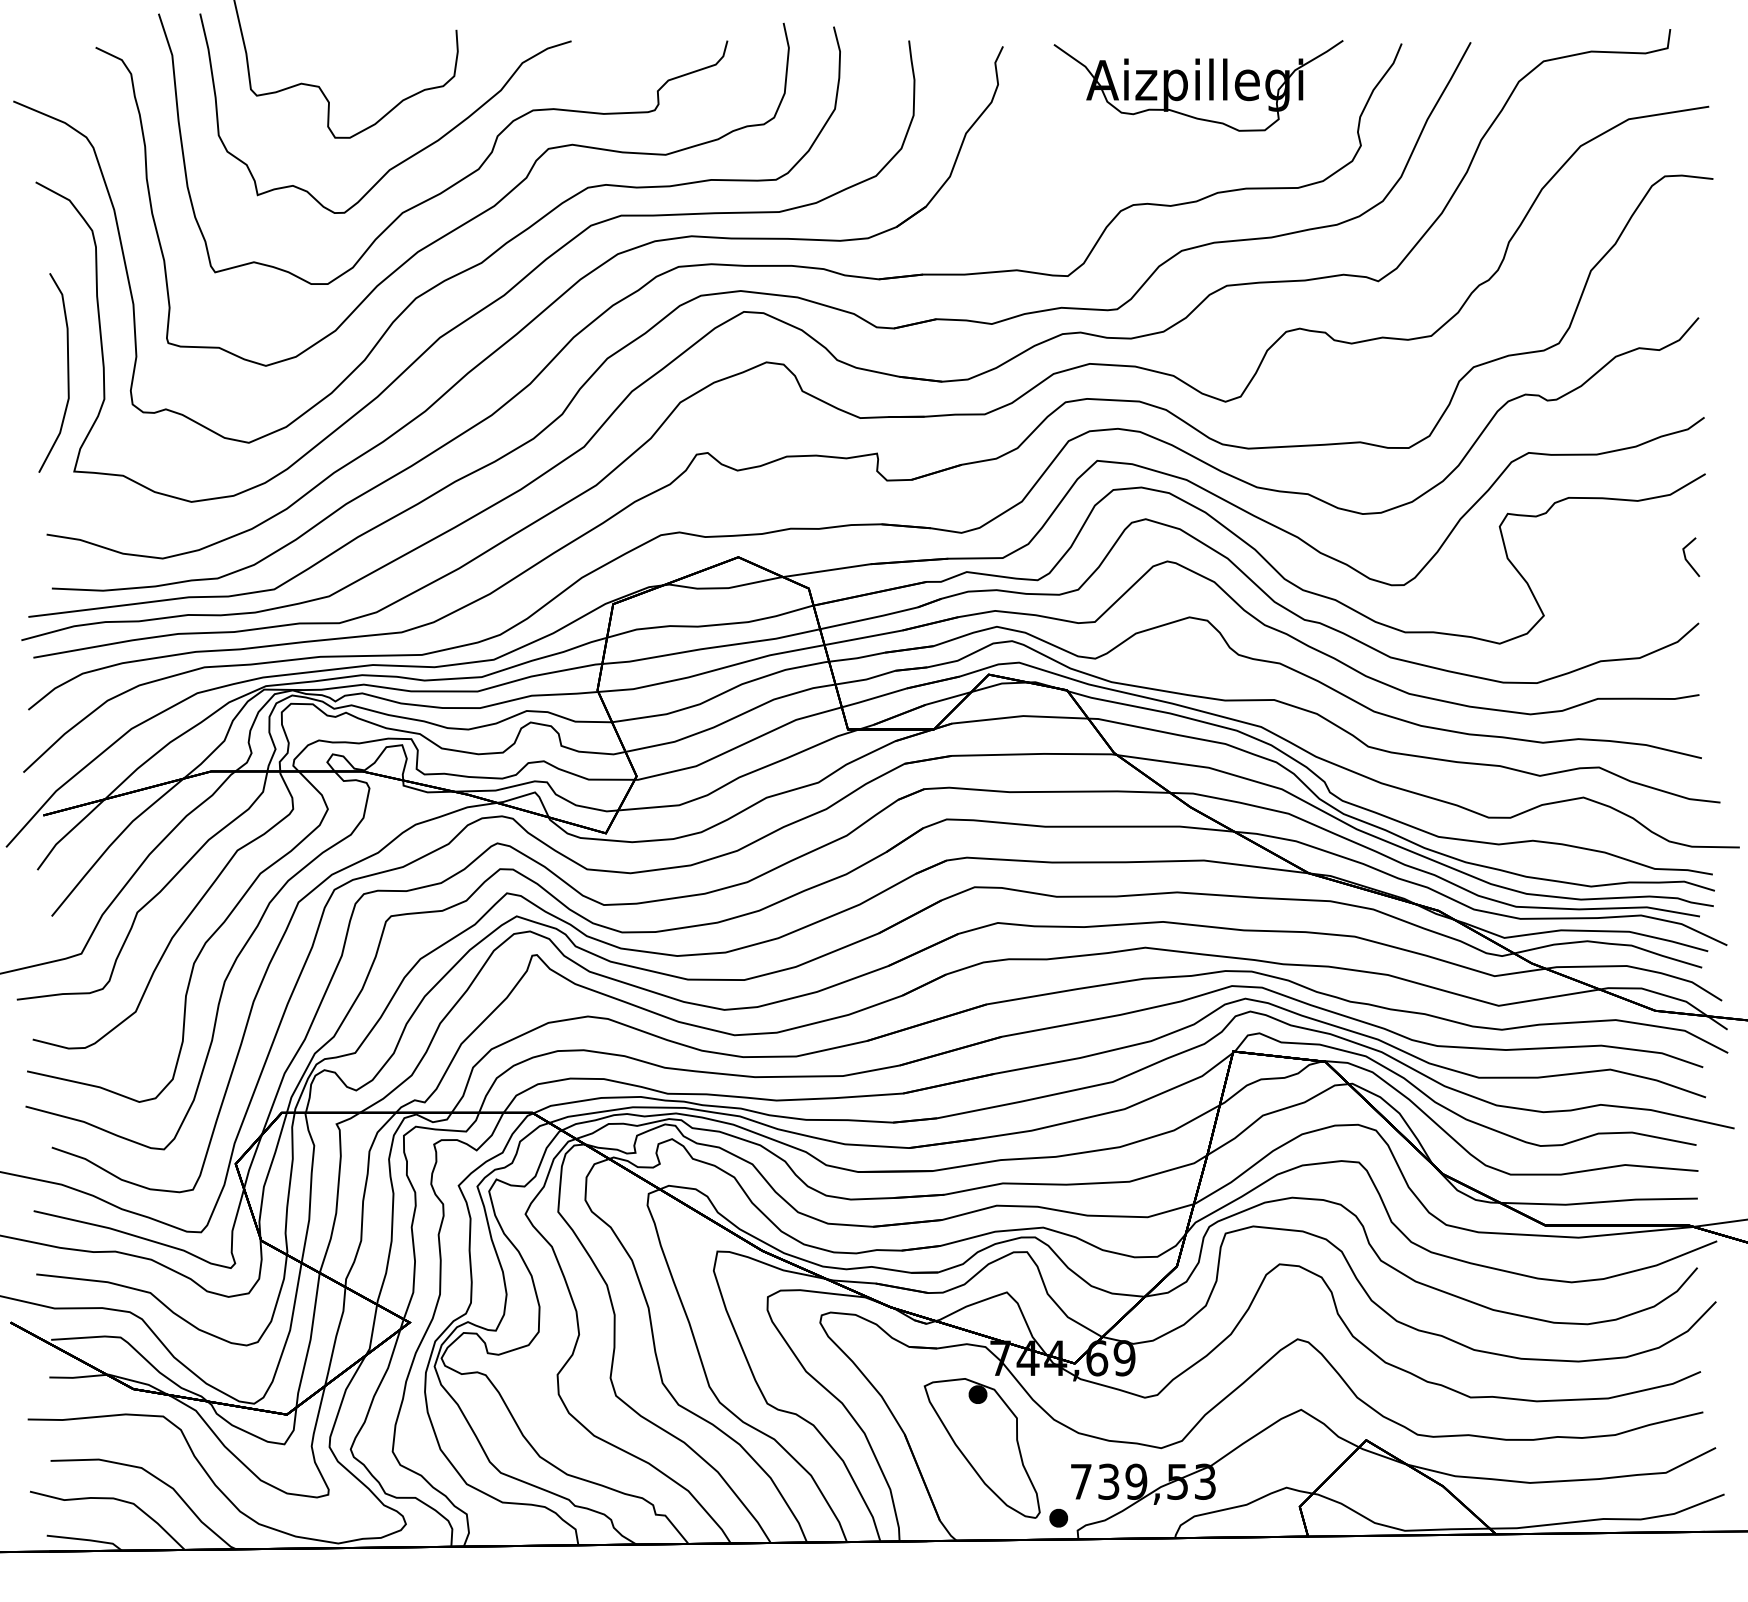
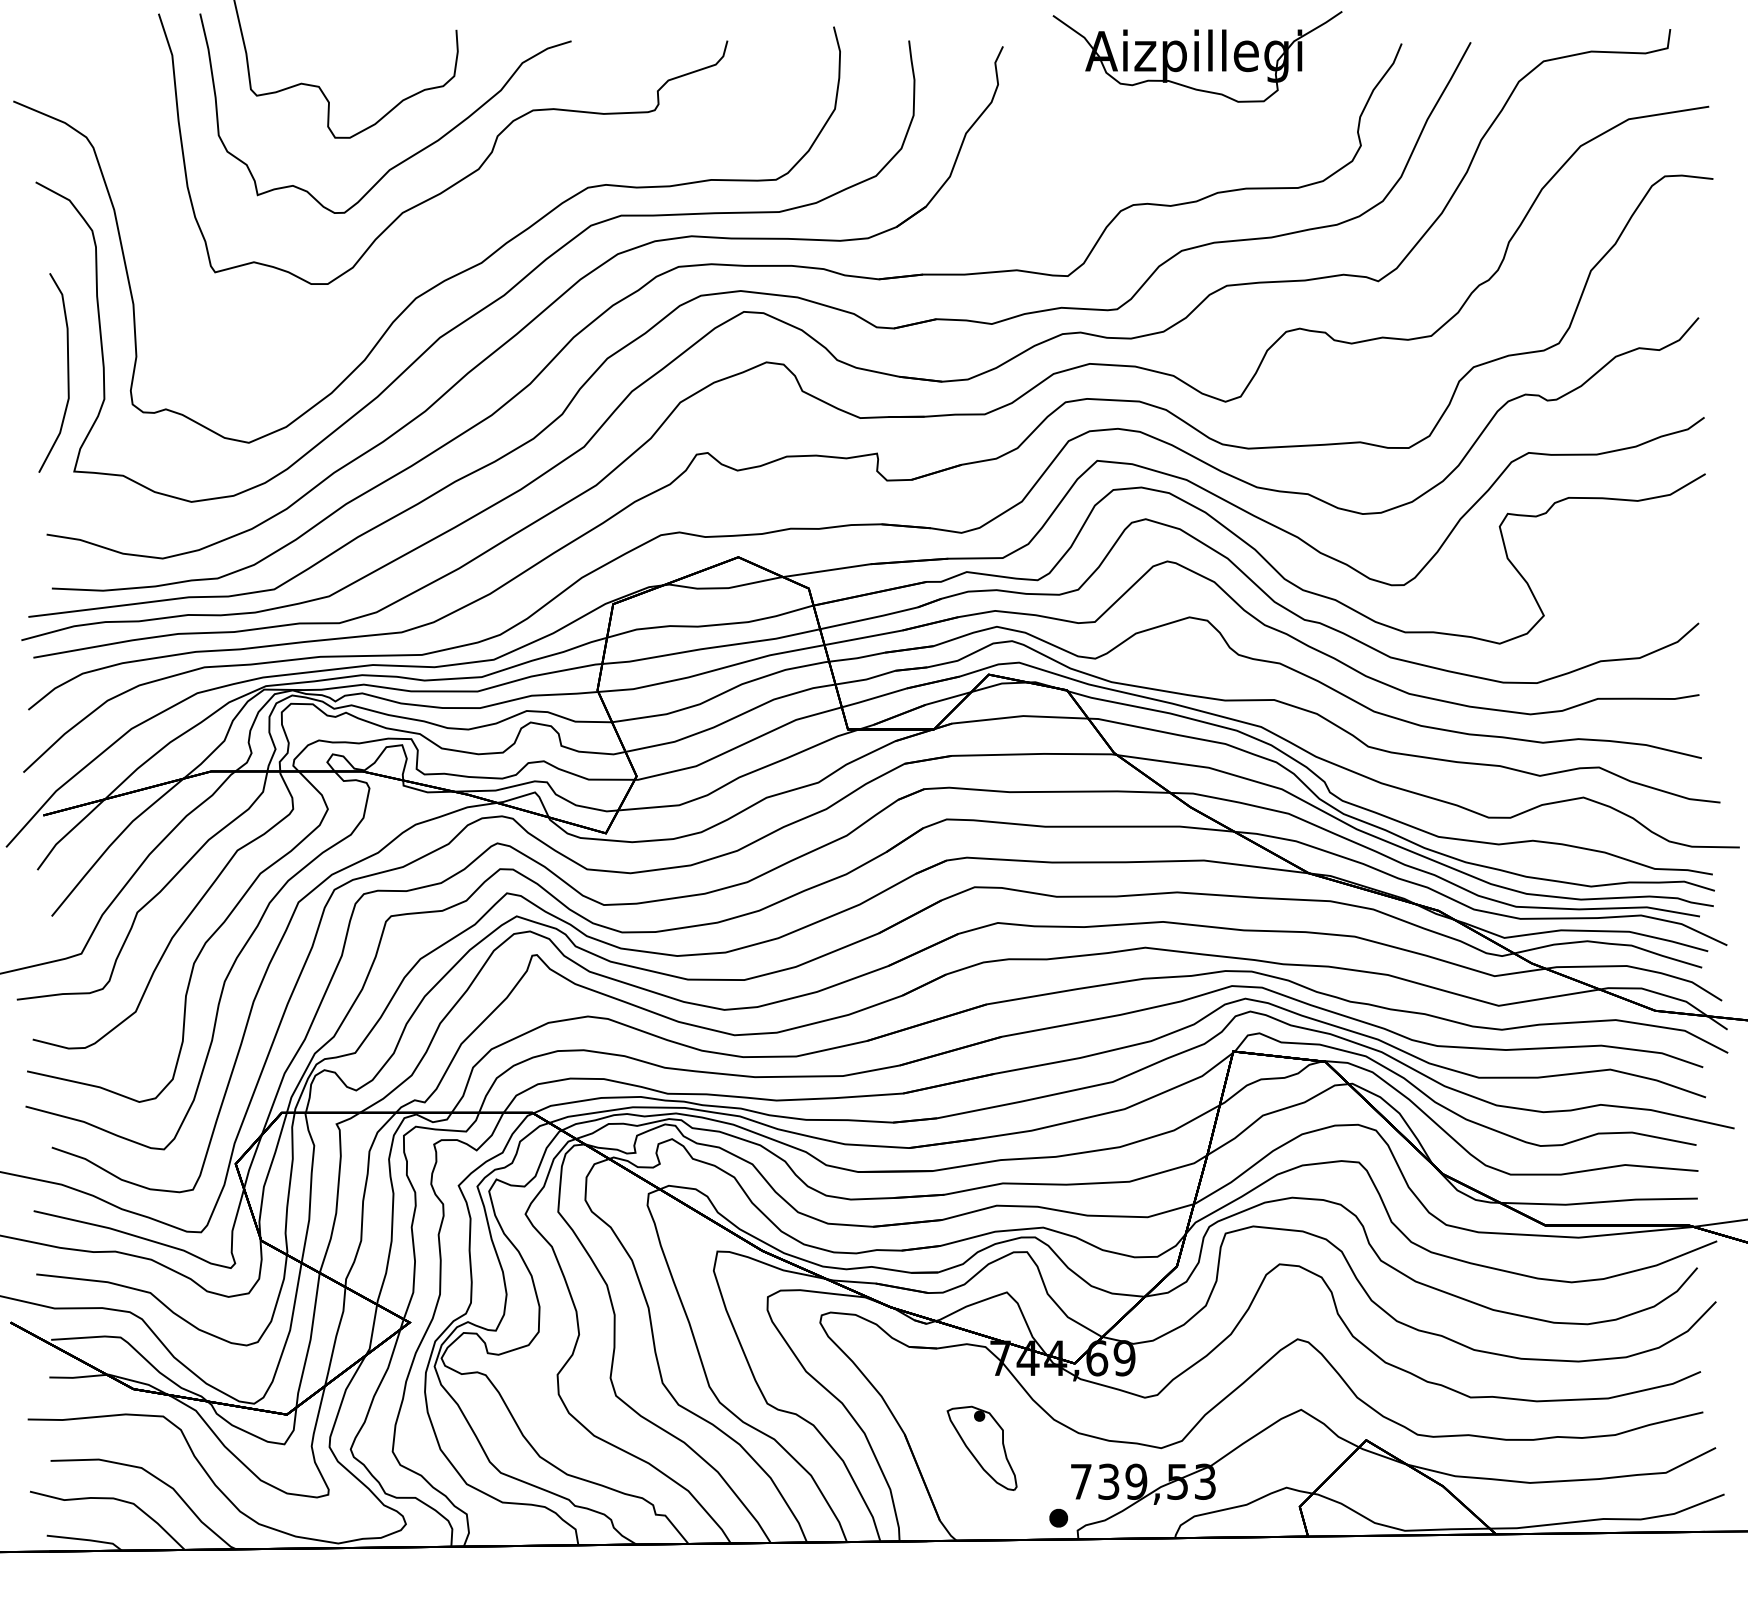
part position: (1198, 85) -> (1197, 56) (1197, 56)
curve: present -> none (459, 225)
line: present -> none (1687, 559)
part size: 118x141 px -> 72x86 px (981, 1447)
